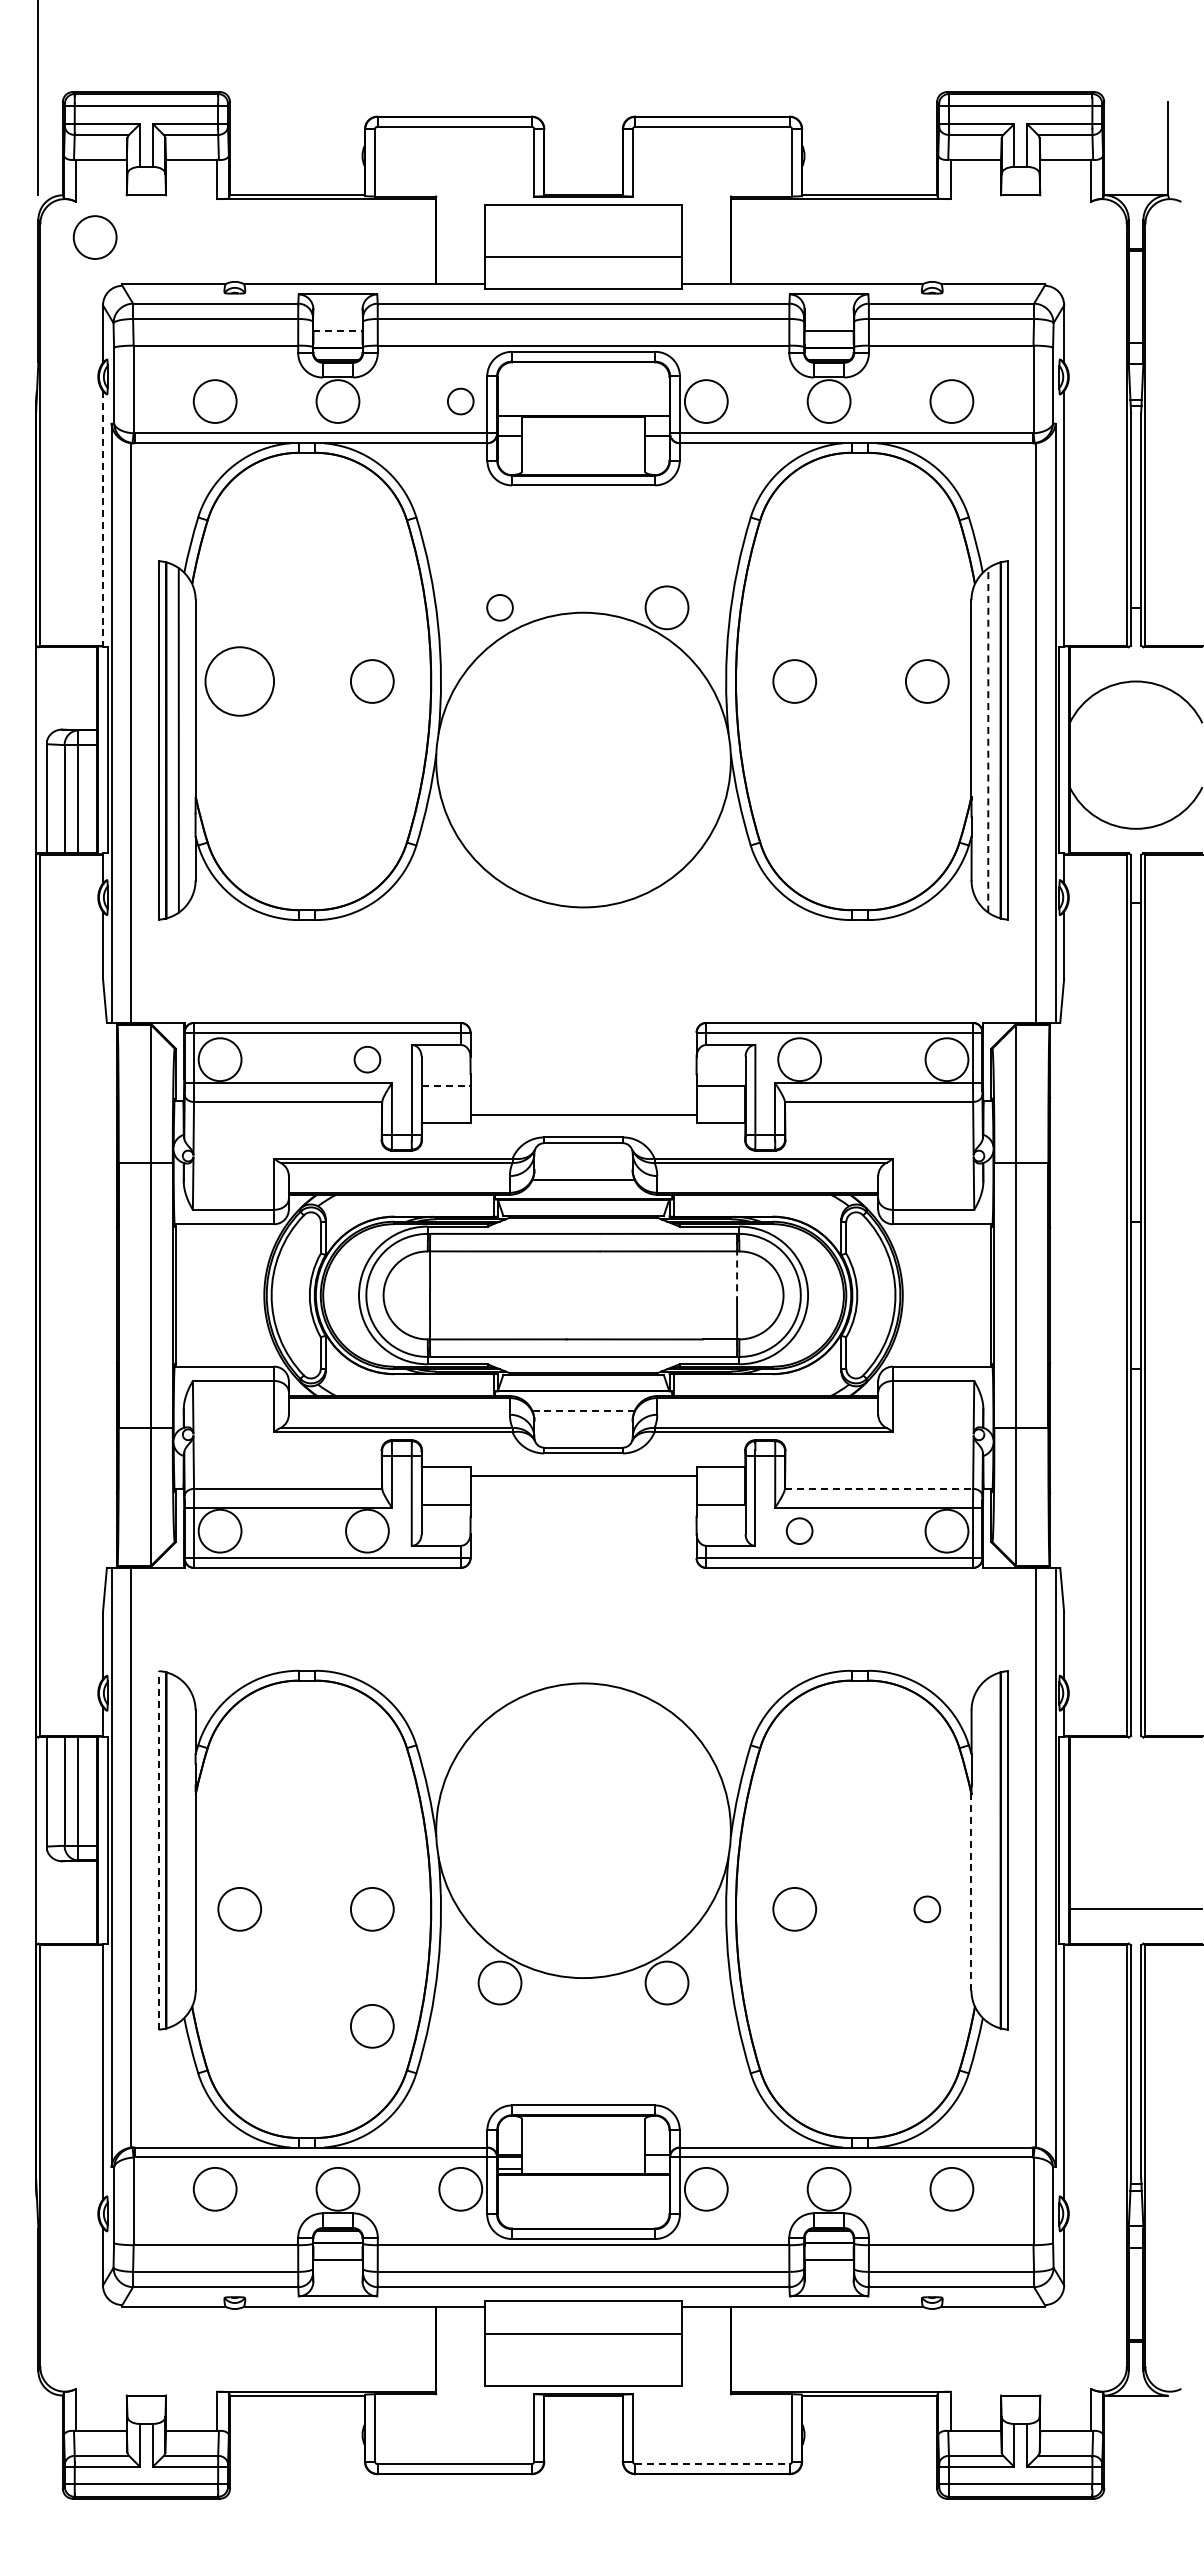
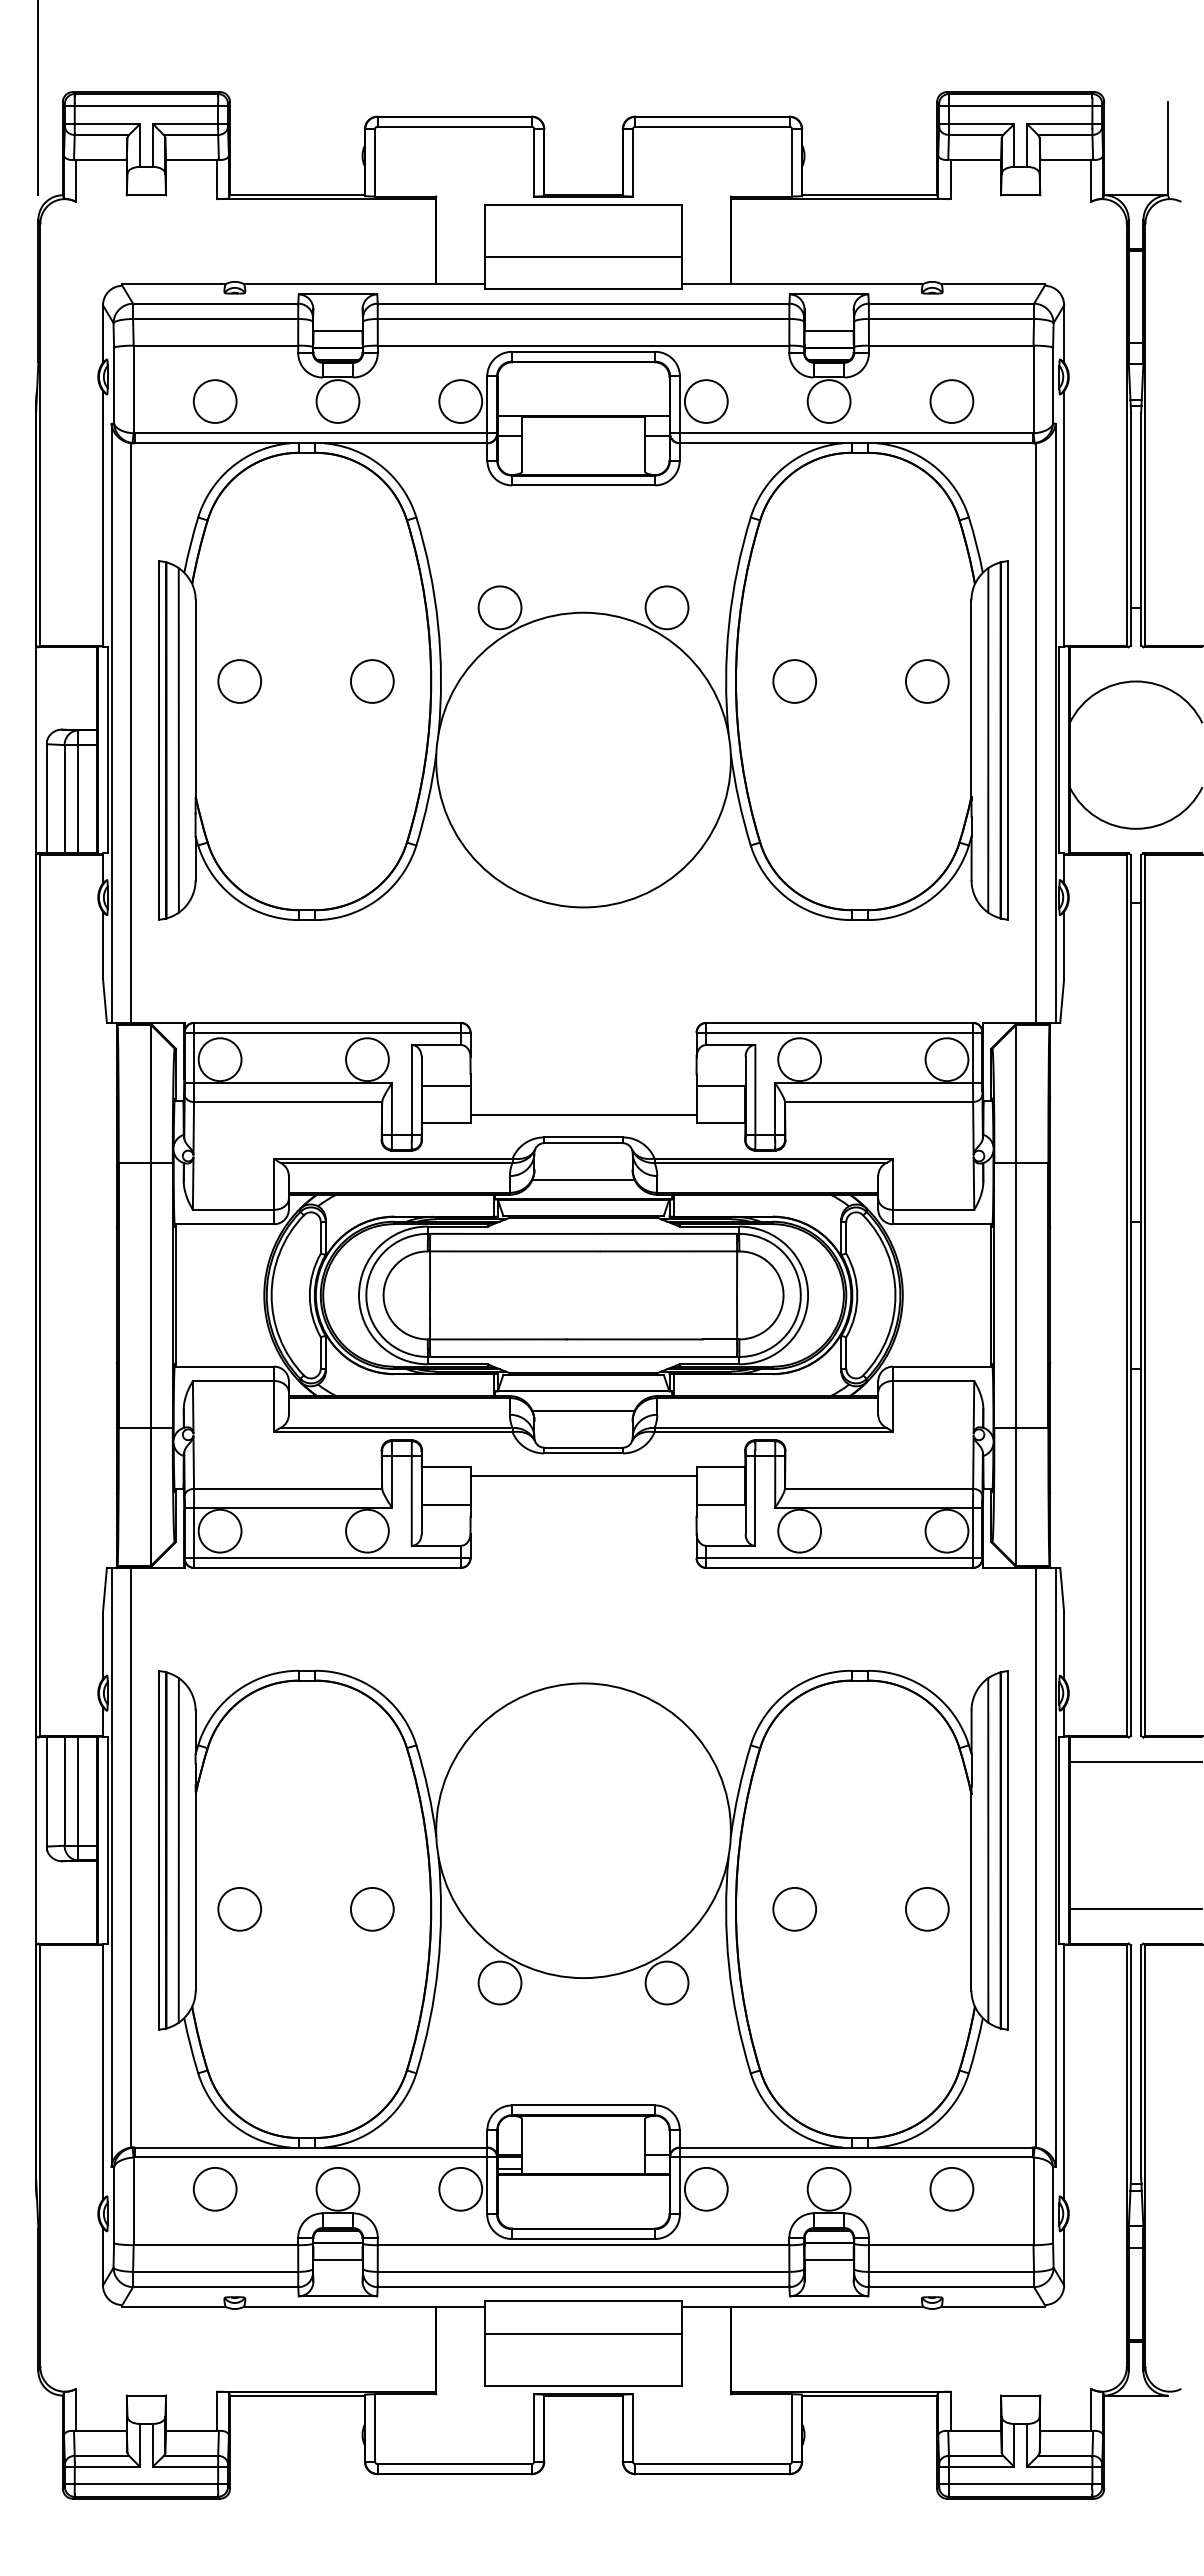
circle: present -> none (94, 237)
line: dashed -> solid (337, 330)
circle diameter: 26 px -> 43 px (460, 401)
line: dashed -> solid (103, 519)
circle diameter: 26 px -> 43 px (499, 607)
circle diameter: 69 px -> 43 px (239, 681)
line: dashed -> solid (988, 739)
circle diameter: 26 px -> 43 px (367, 1059)
line: dashed -> solid (446, 1085)
line: dashed -> solid (737, 1274)
line: dashed -> solid (584, 1411)
line: dashed -> solid (879, 1488)
circle diameter: 26 px -> 43 px (799, 1530)
line: none -> present (1134, 1762)
line: dashed -> solid (158, 1849)
line: none -> present (178, 1850)
line: none -> present (988, 1850)
line: dashed -> solid (971, 1891)
circle diameter: 26 px -> 43 px (926, 1908)
circle: present -> none (372, 2026)
line: dashed -> solid (713, 2464)
